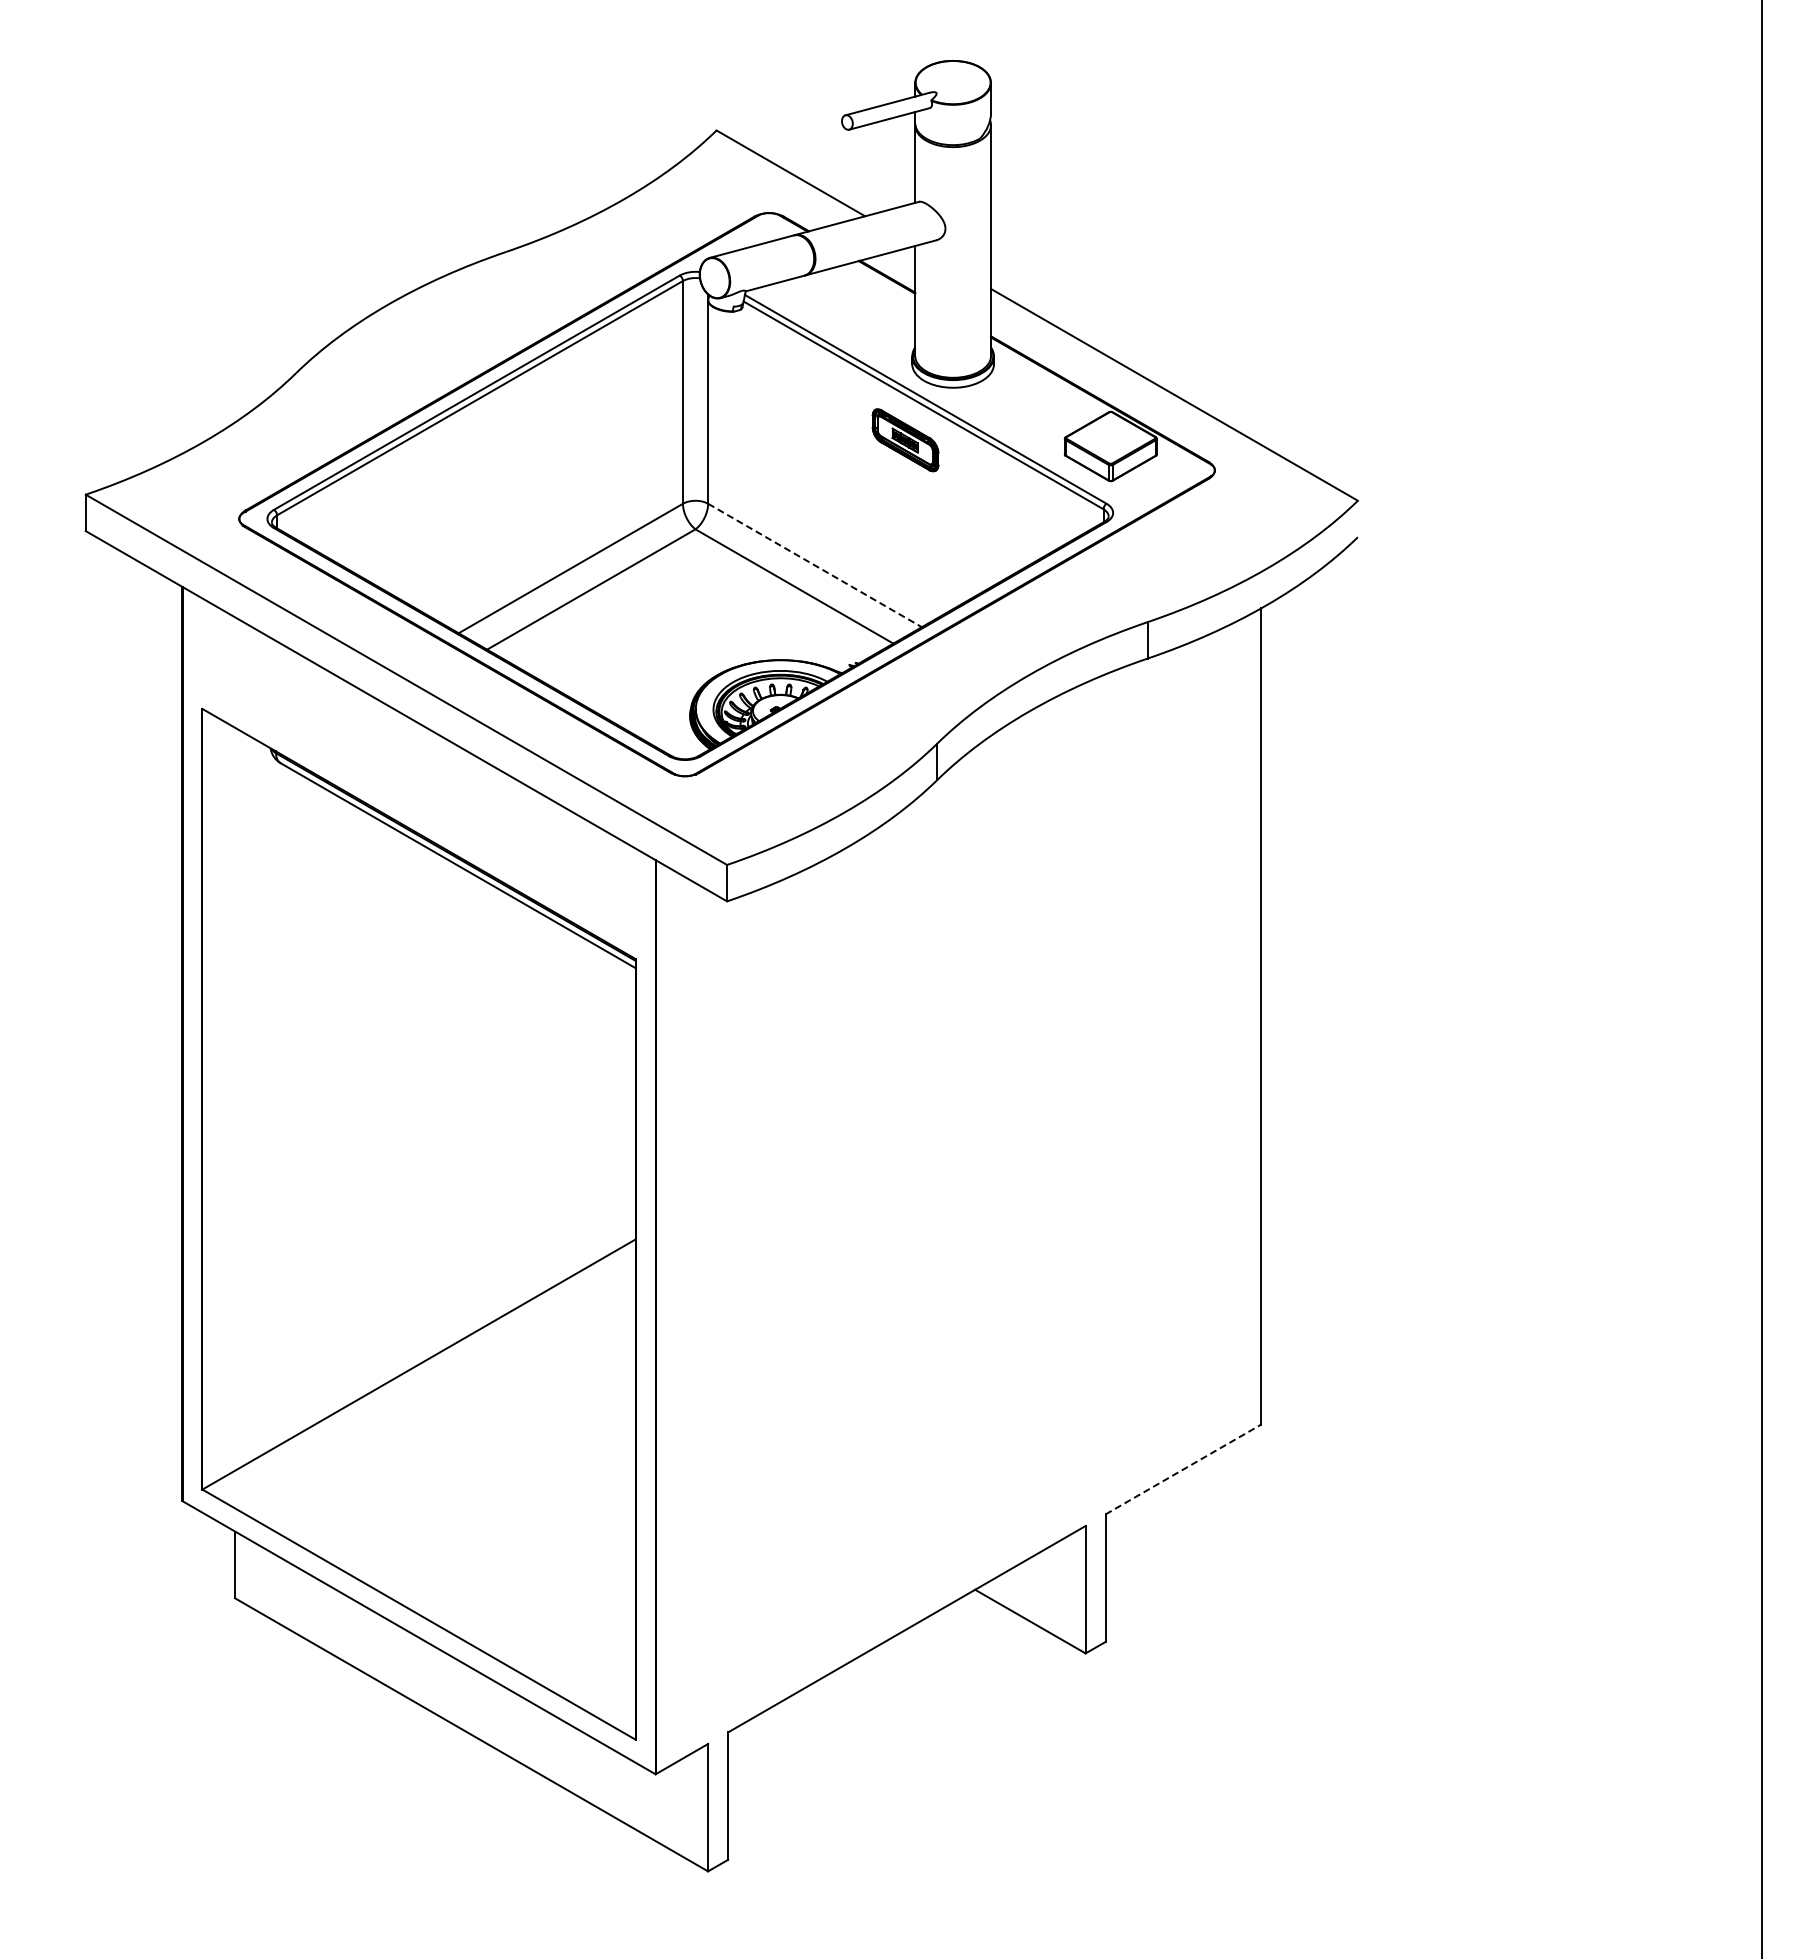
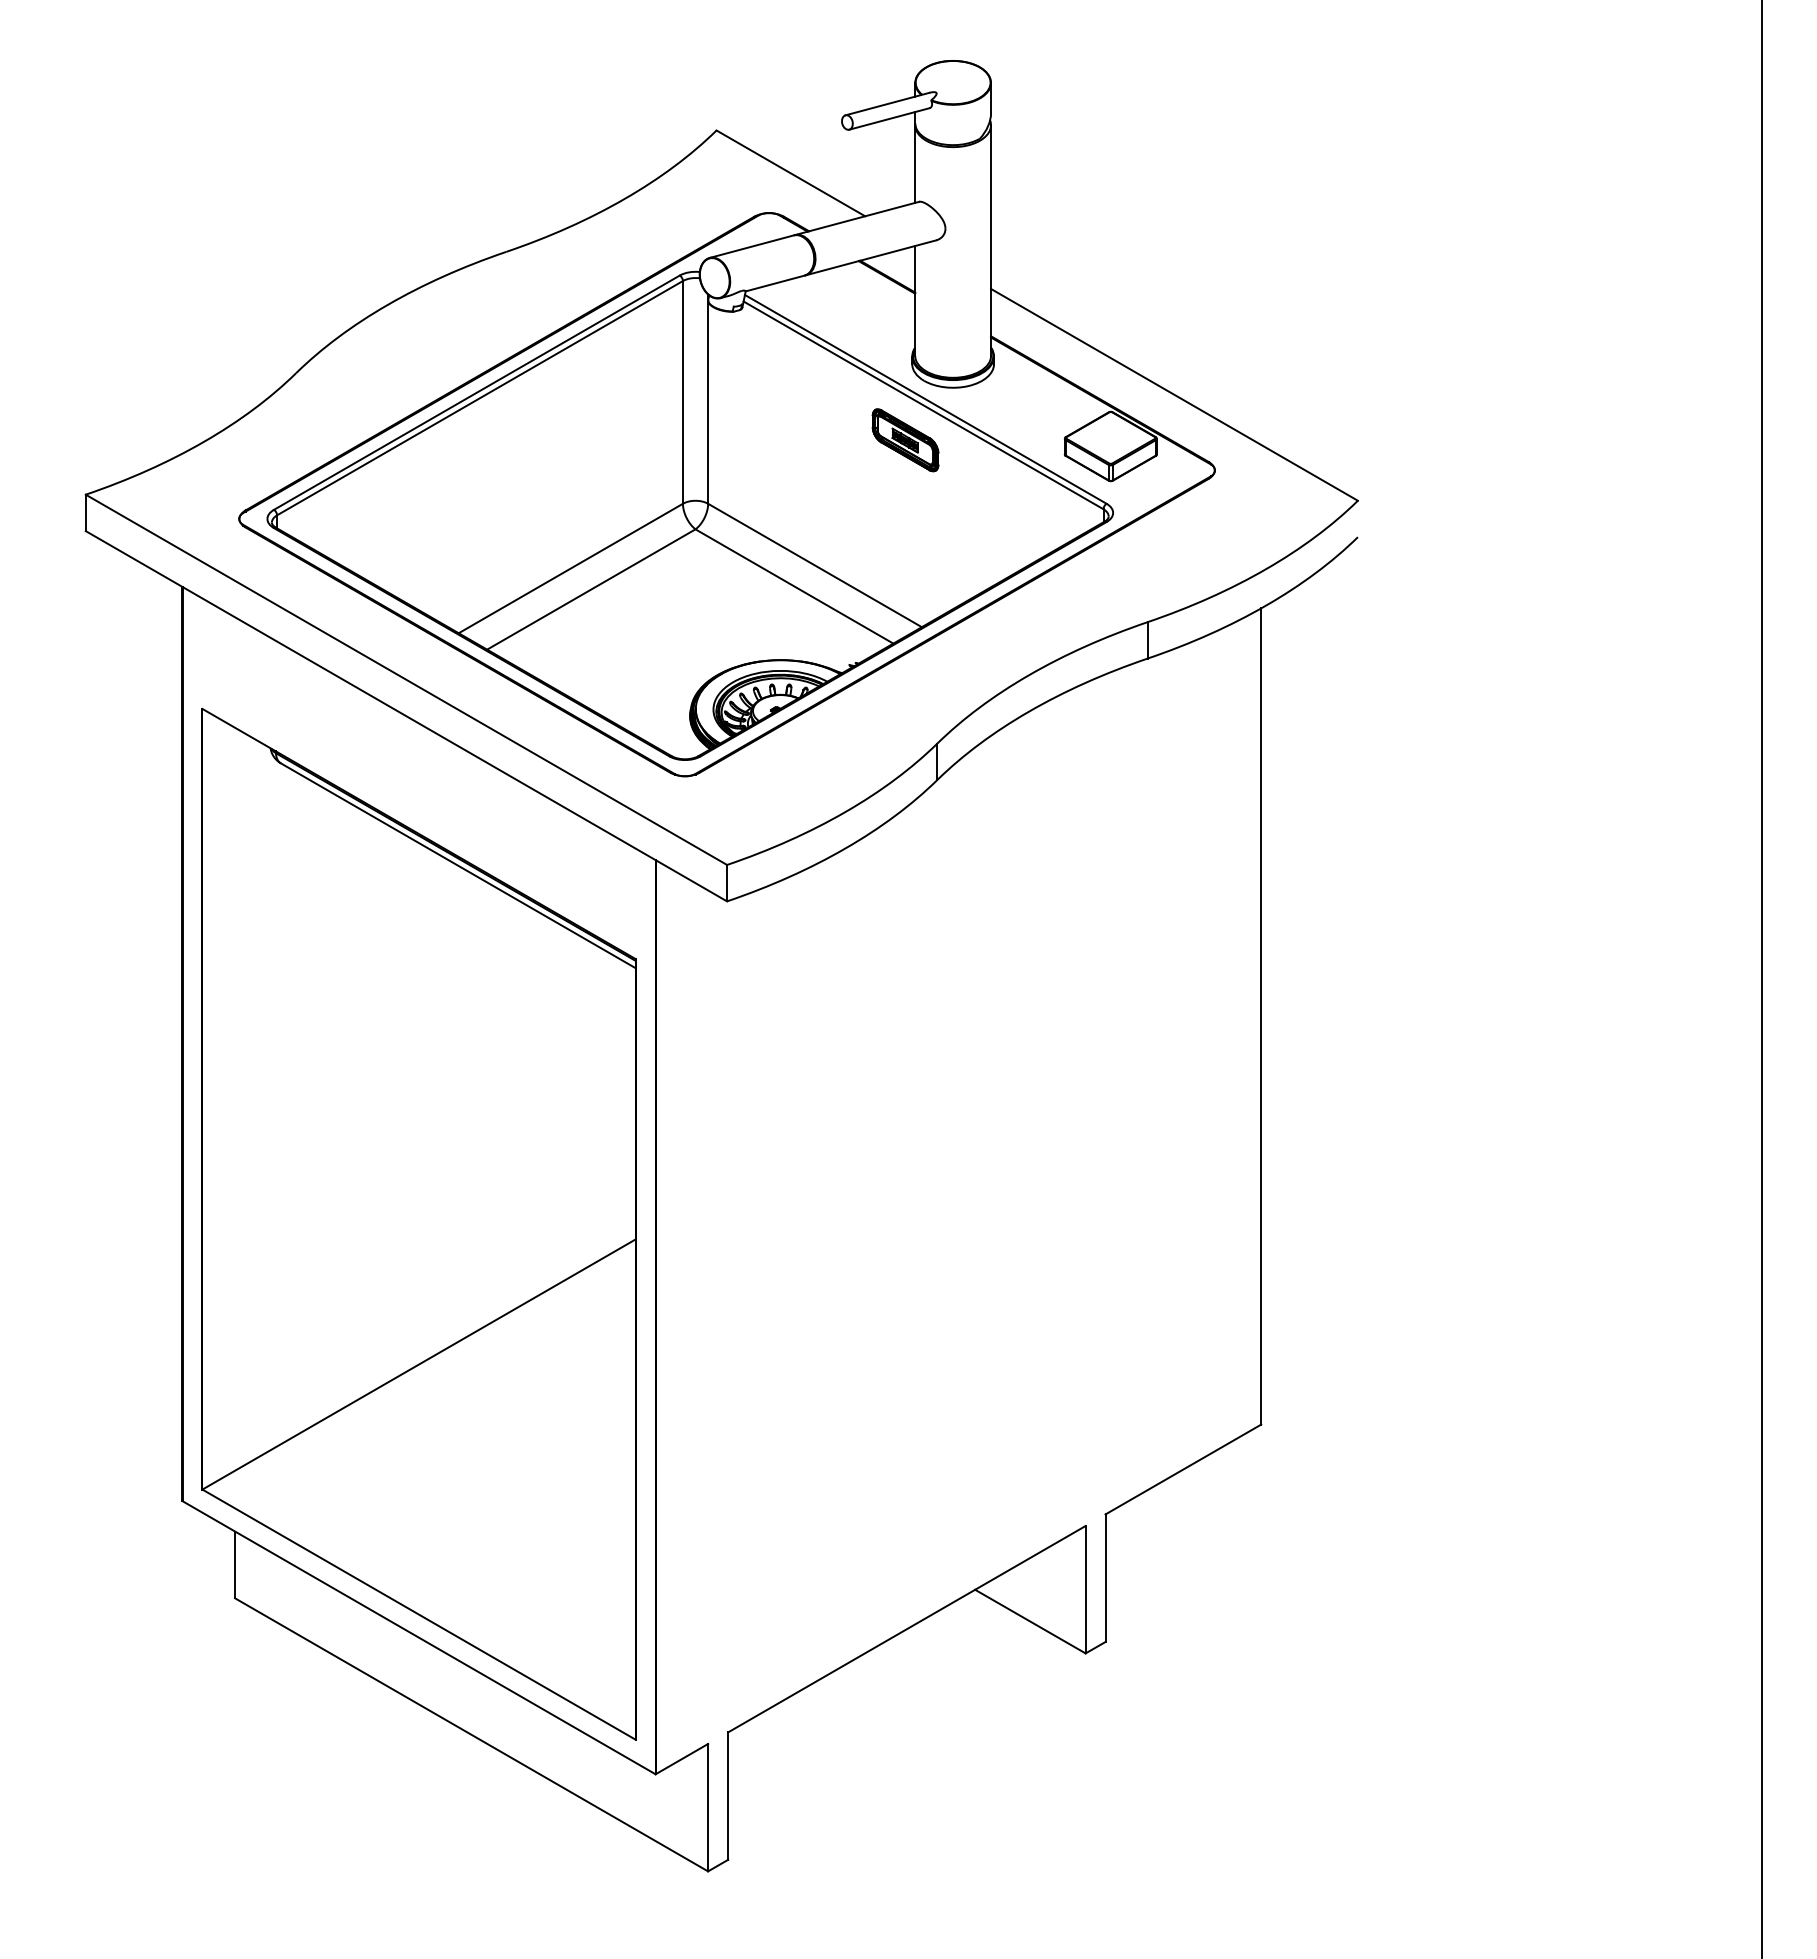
line: dashed -> solid (815, 565)
line: dashed -> solid (1183, 1469)
